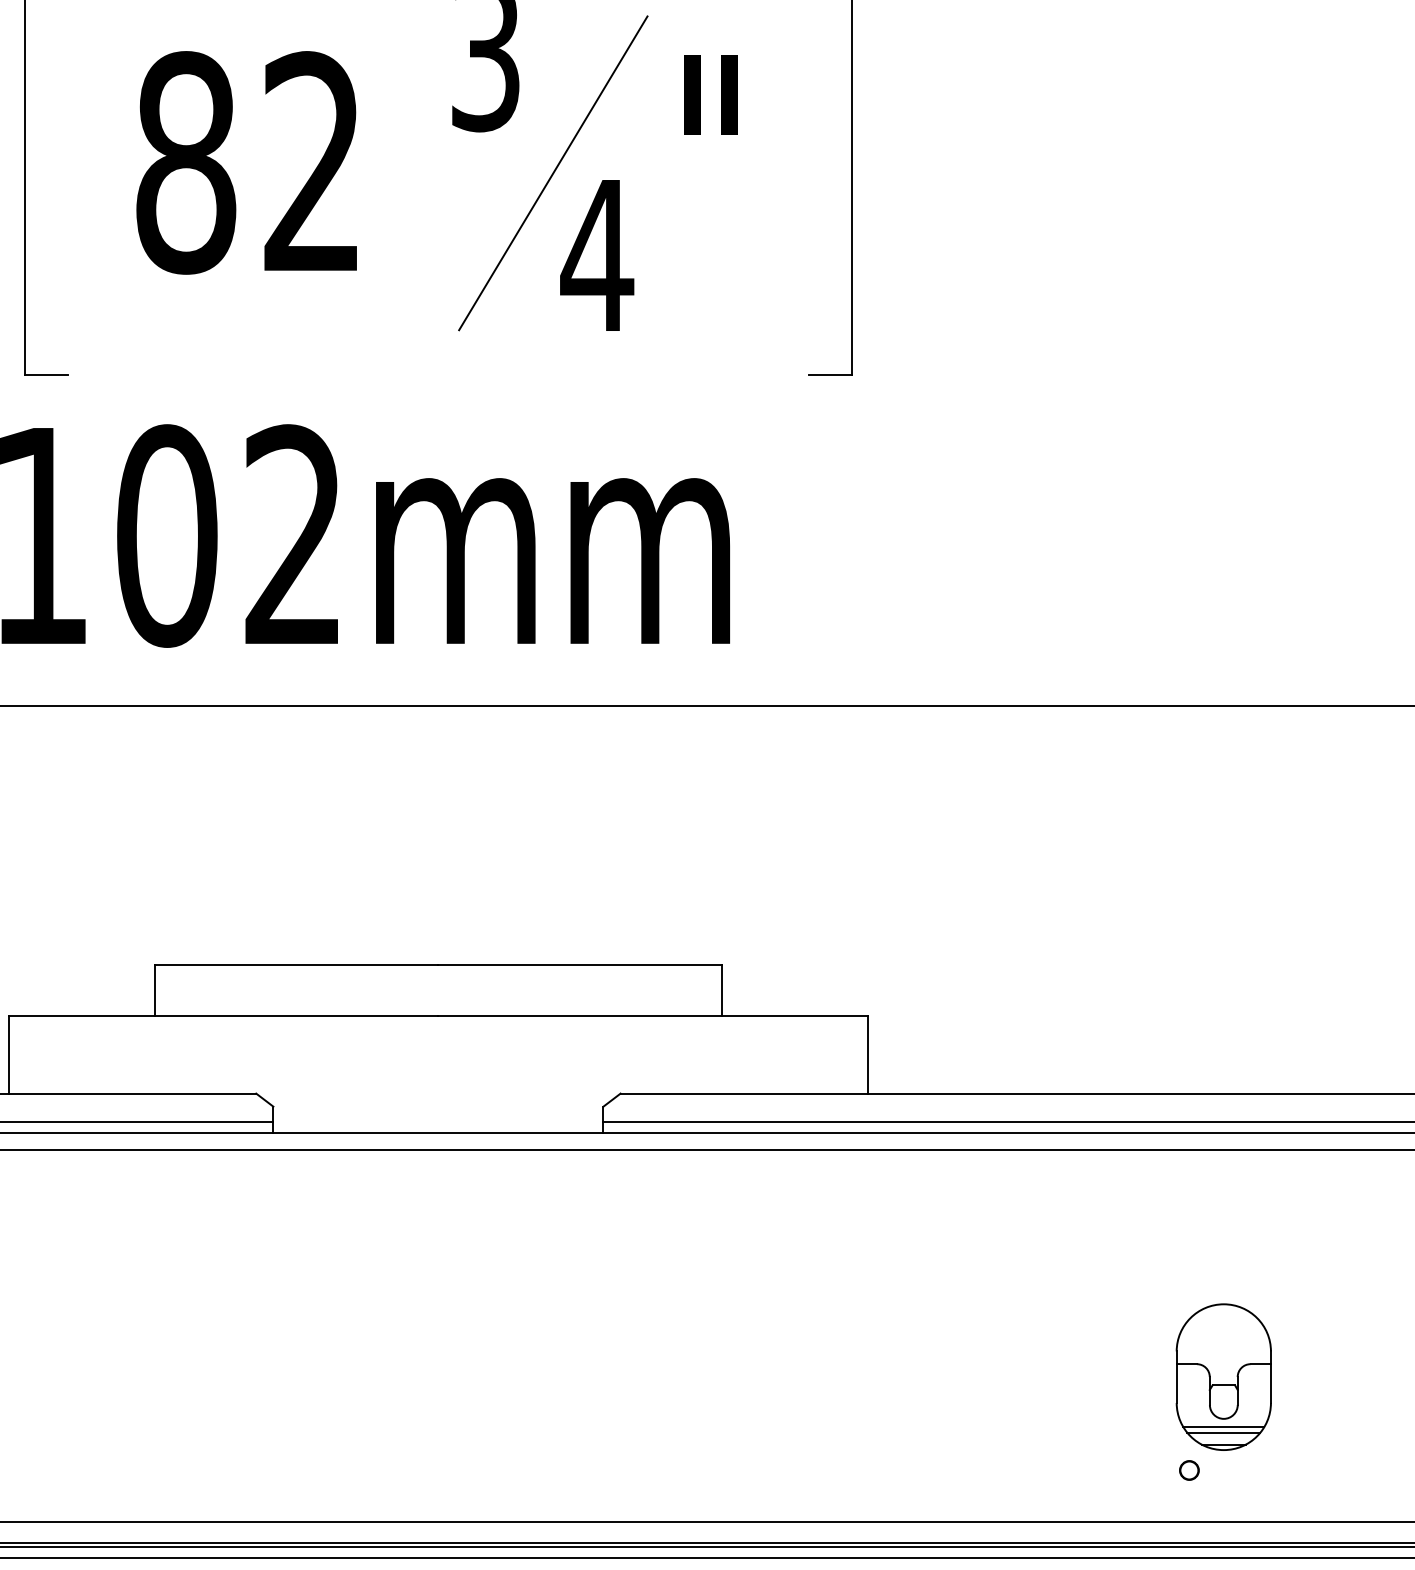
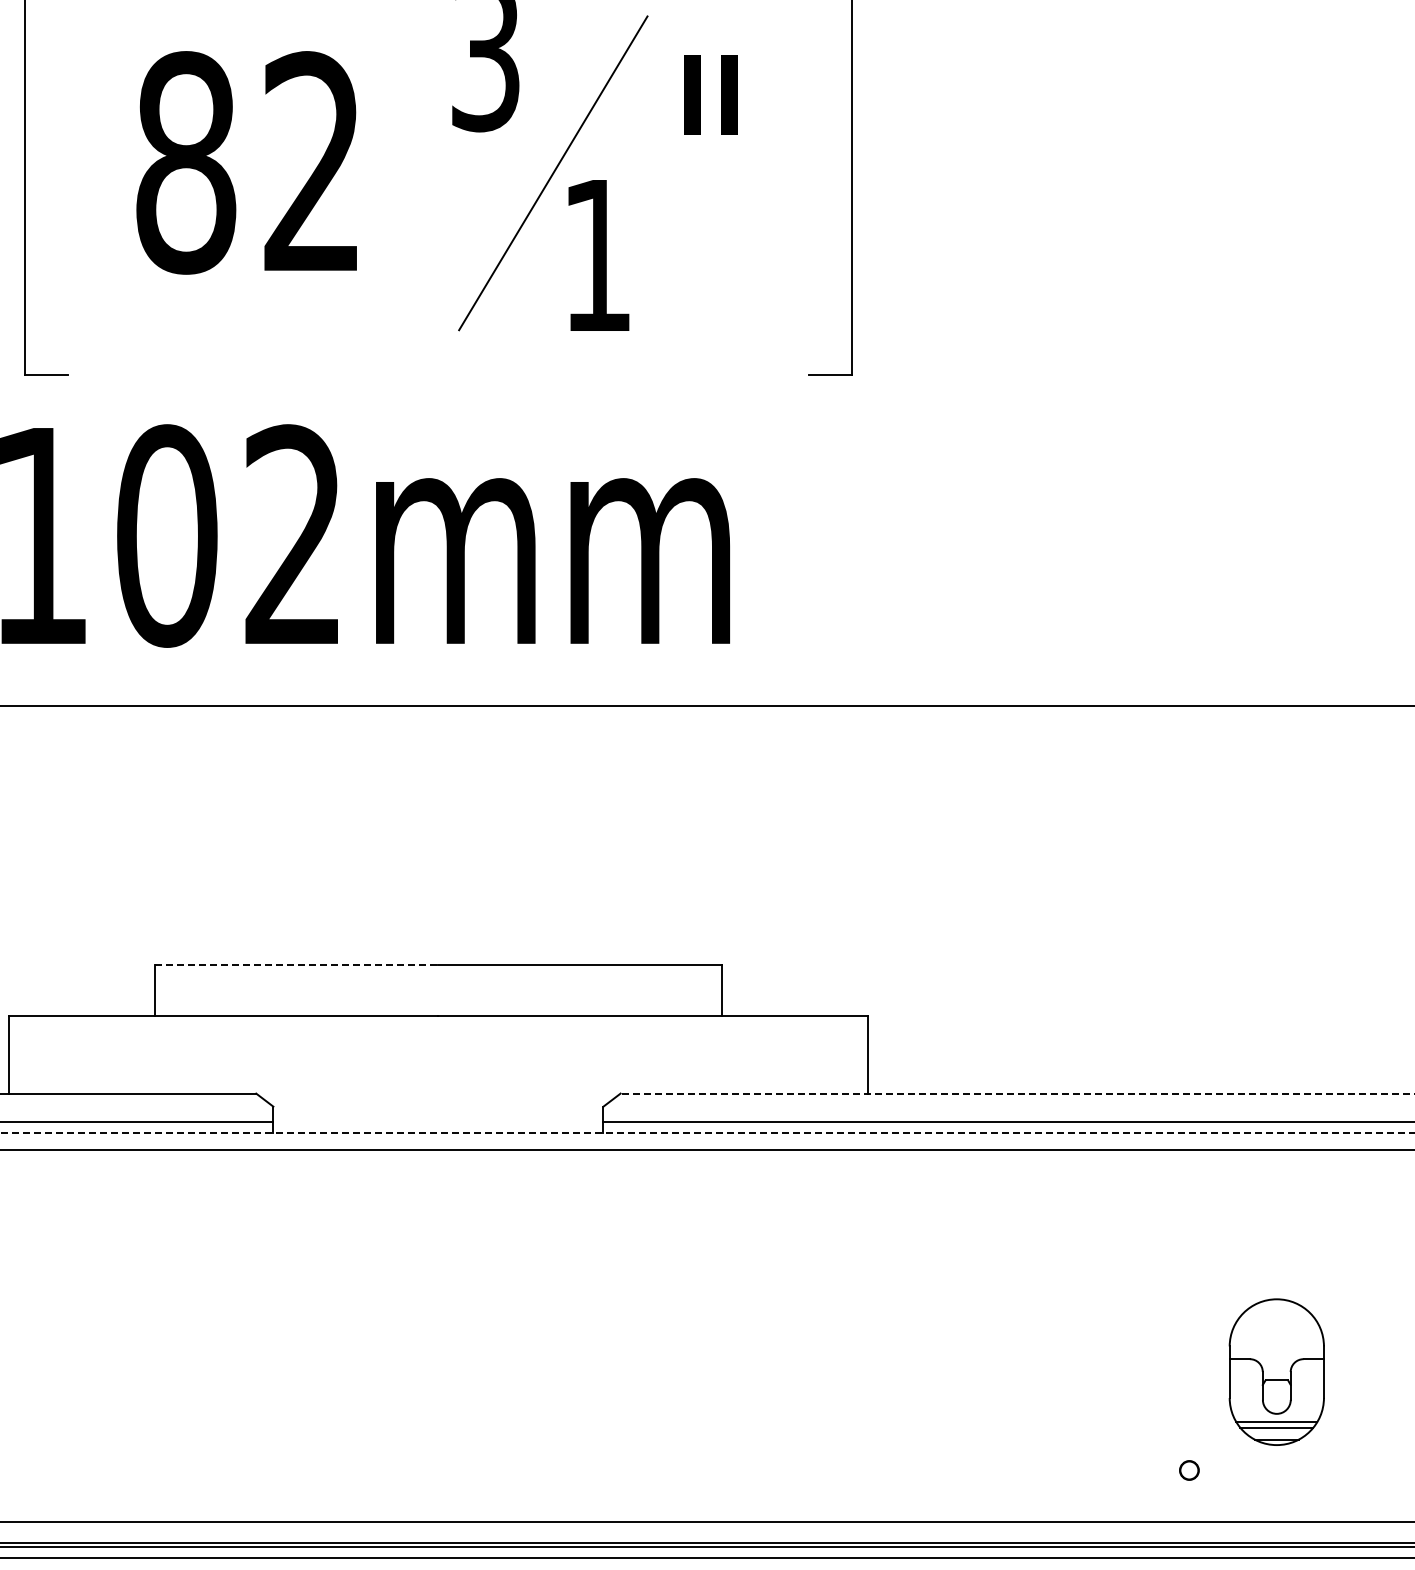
text: 4 -> 1 (597, 255)
line: solid -> dashed (296, 964)
line: solid -> dashed (1017, 1093)
line: solid -> dashed (706, 1133)
part position: (1223, 1376) -> (1276, 1371) (1276, 1371)
